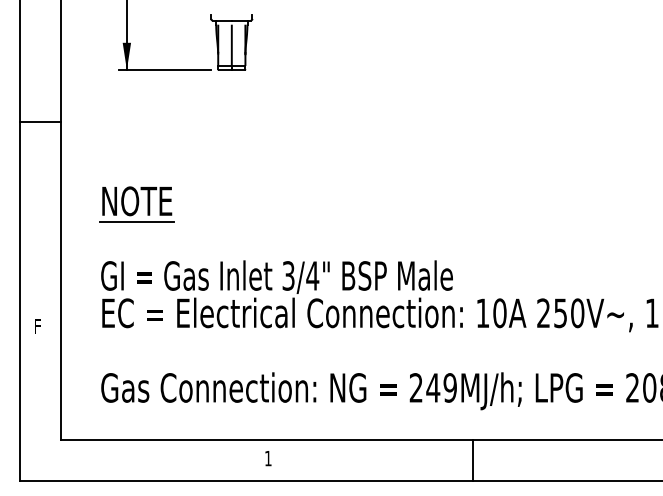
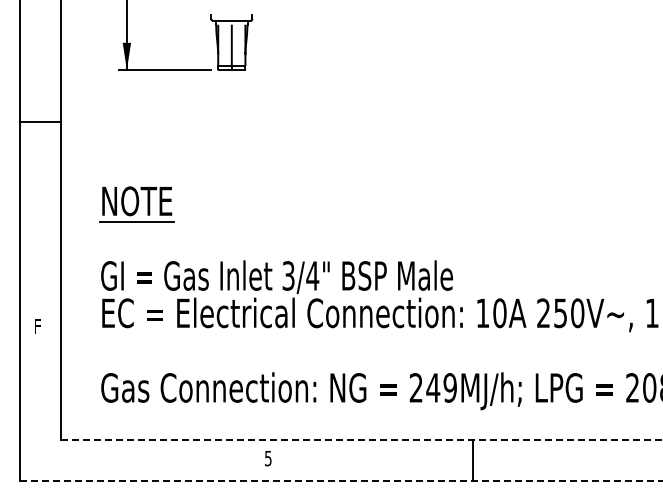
line: solid -> dashed (361, 439)
text: 1 -> 5 (268, 458)
line: solid -> dashed (341, 481)
